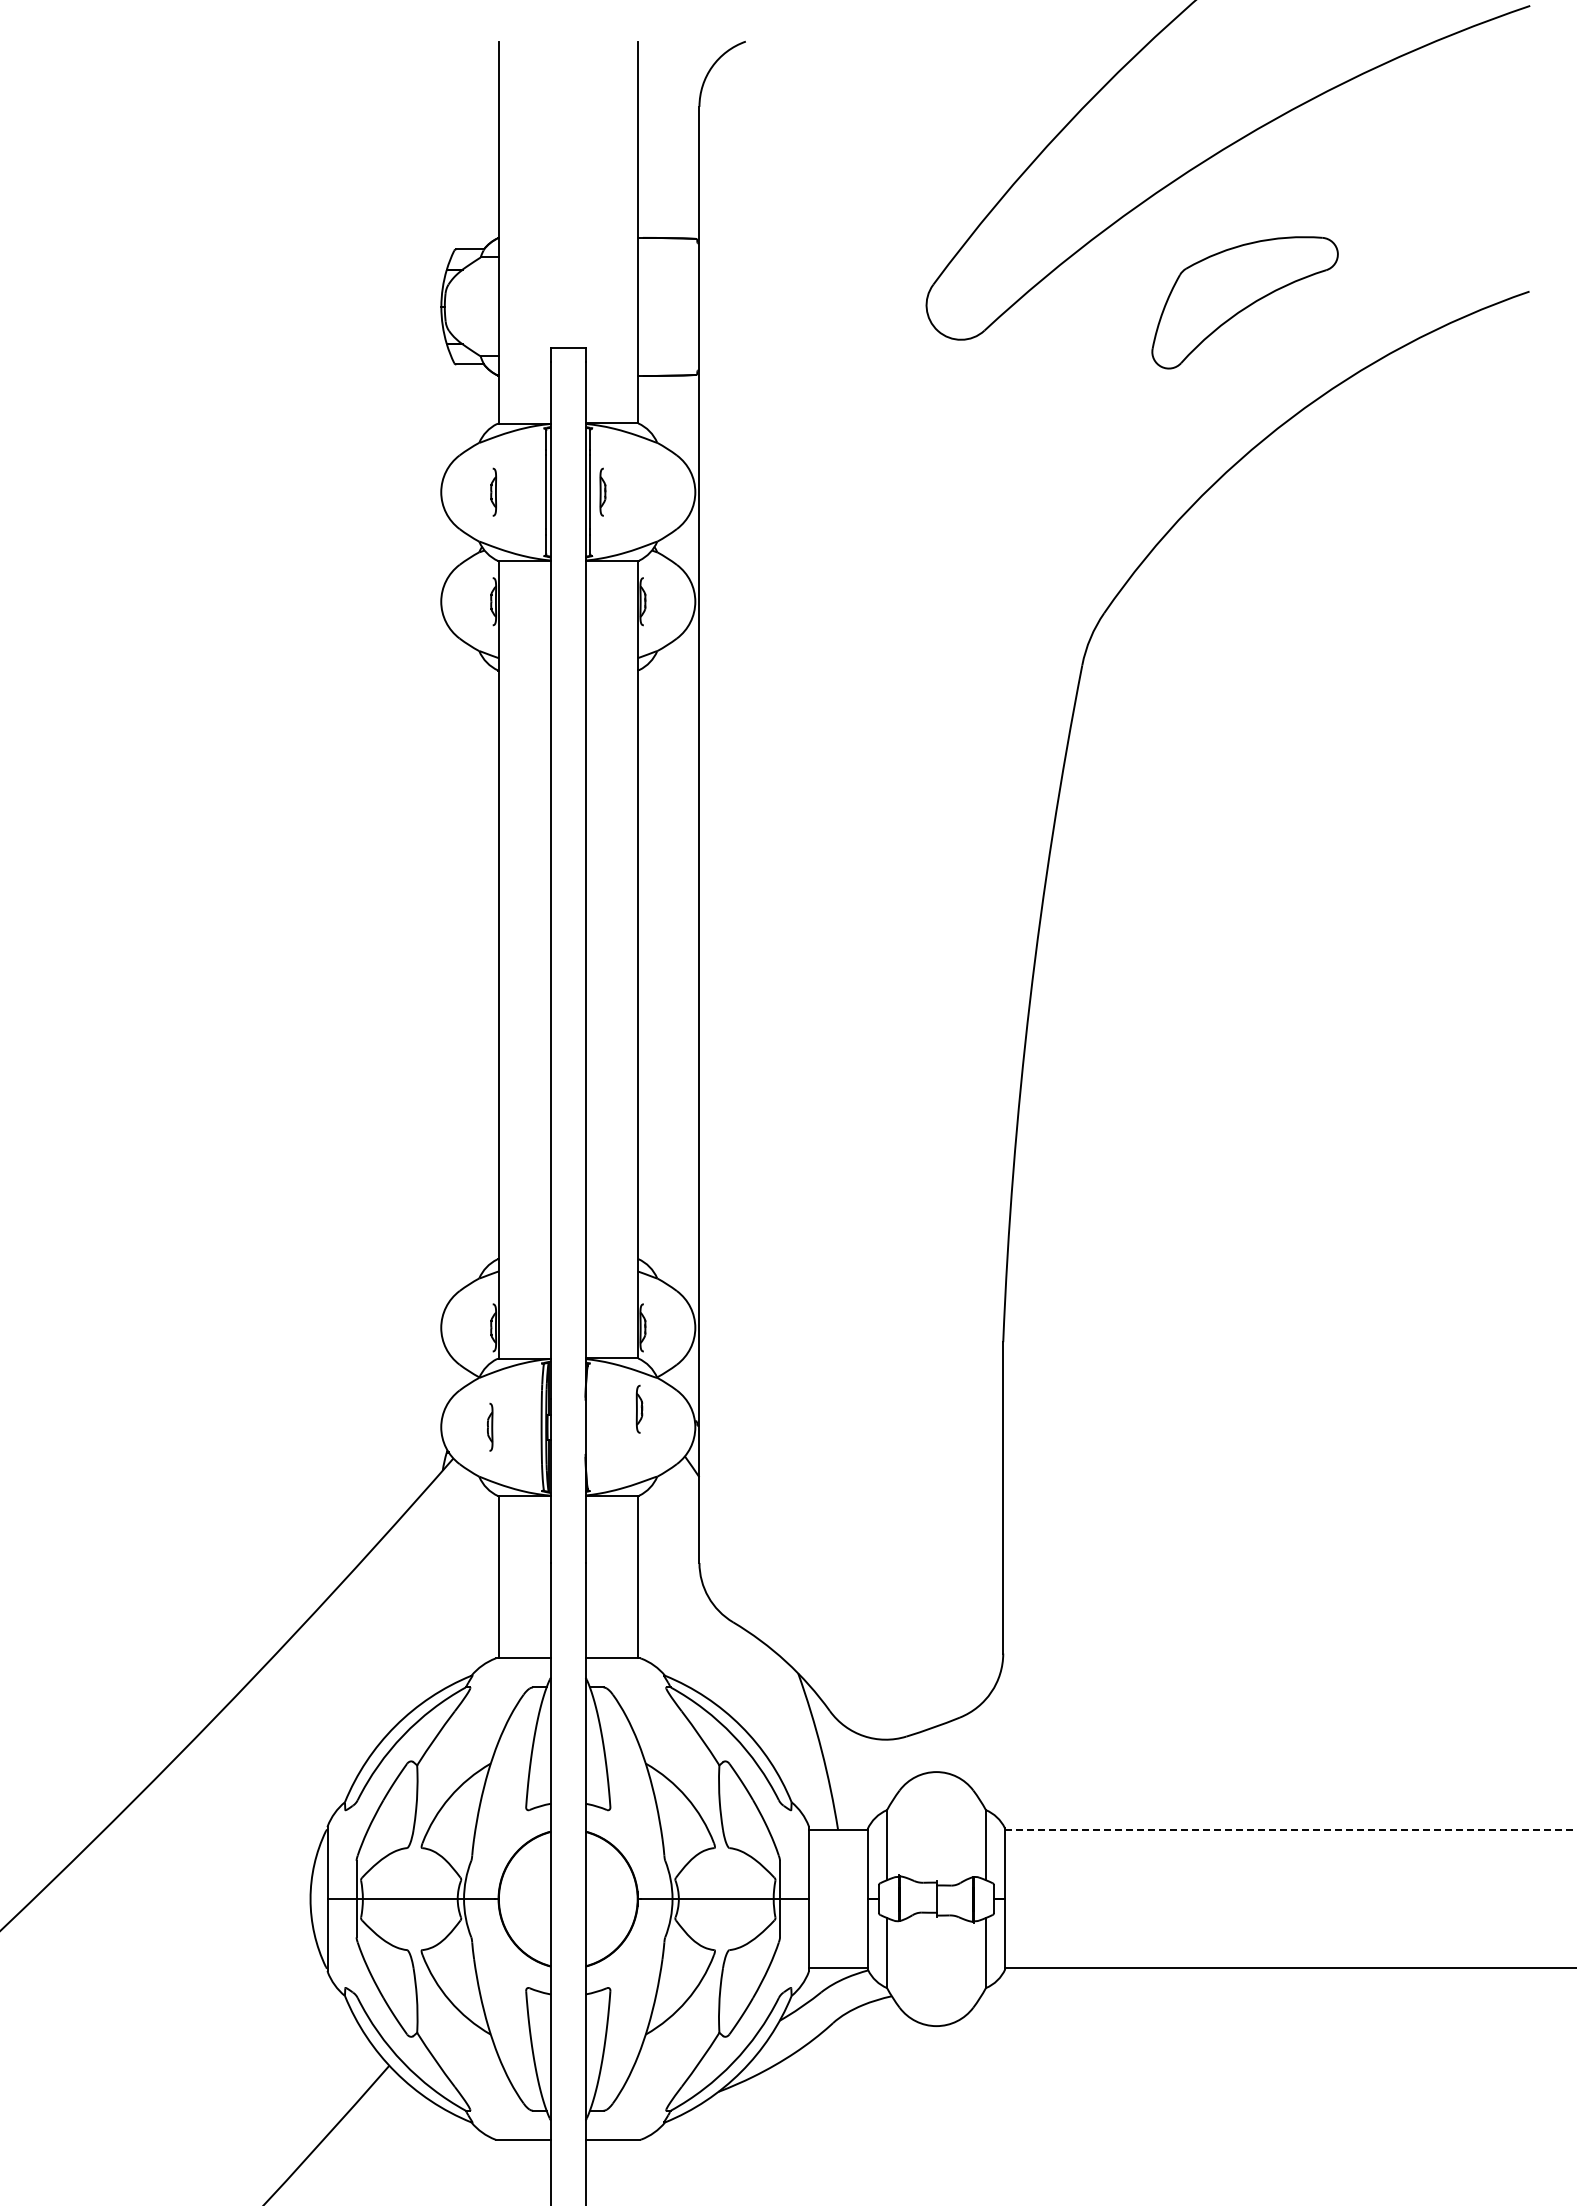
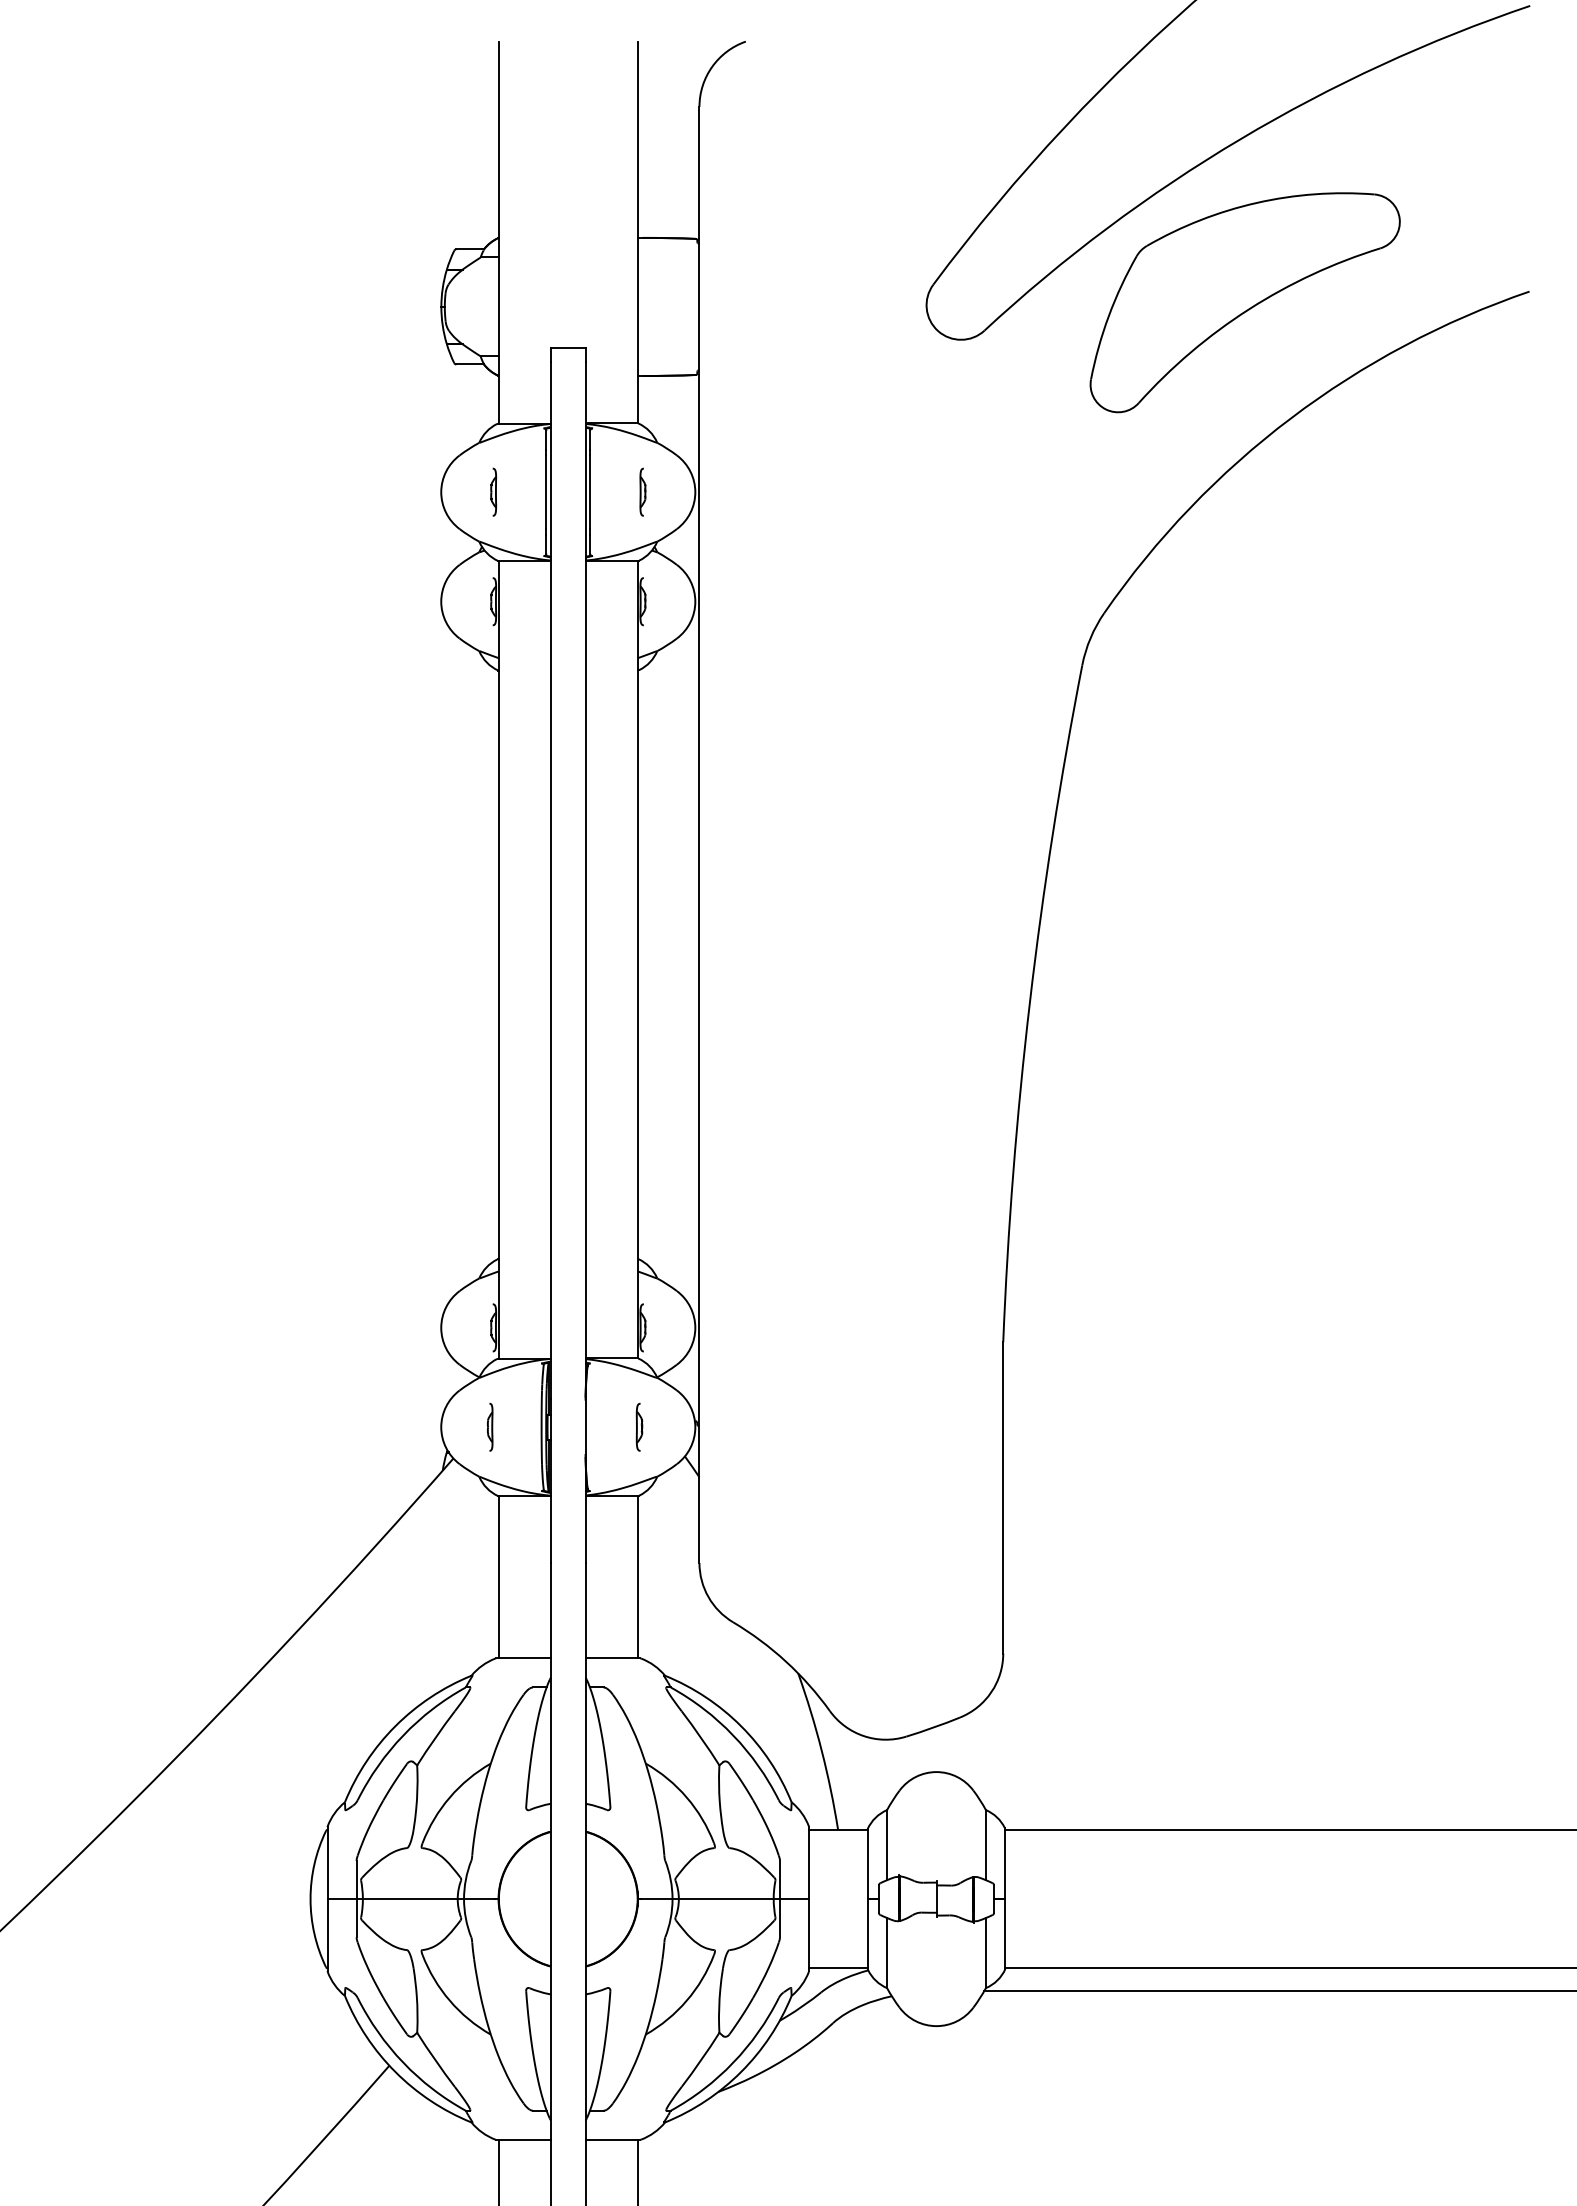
part size: 188x134 px -> 312x222 px (1244, 302)
part position: (602, 491) -> (642, 491) (642, 491)
part position: (639, 1408) -> (639, 1426) (639, 1426)
line: dashed -> solid (1290, 1829)
line: none -> present (1278, 1990)
line: none -> present (498, 2170)
line: none -> present (637, 2170)
